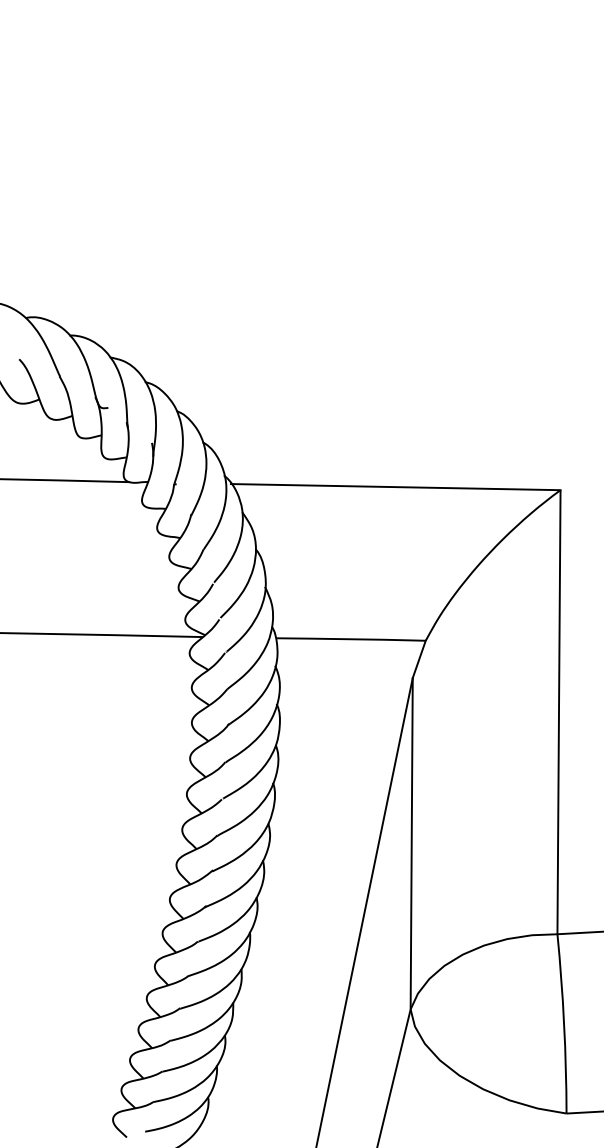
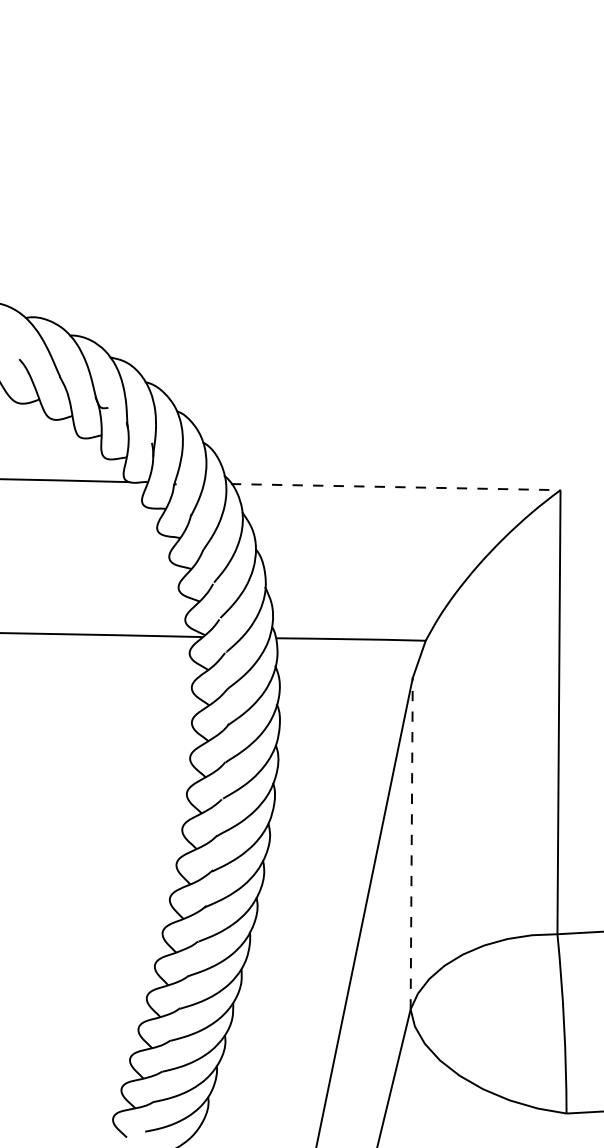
line: solid -> dashed (395, 487)
line: solid -> dashed (411, 843)
